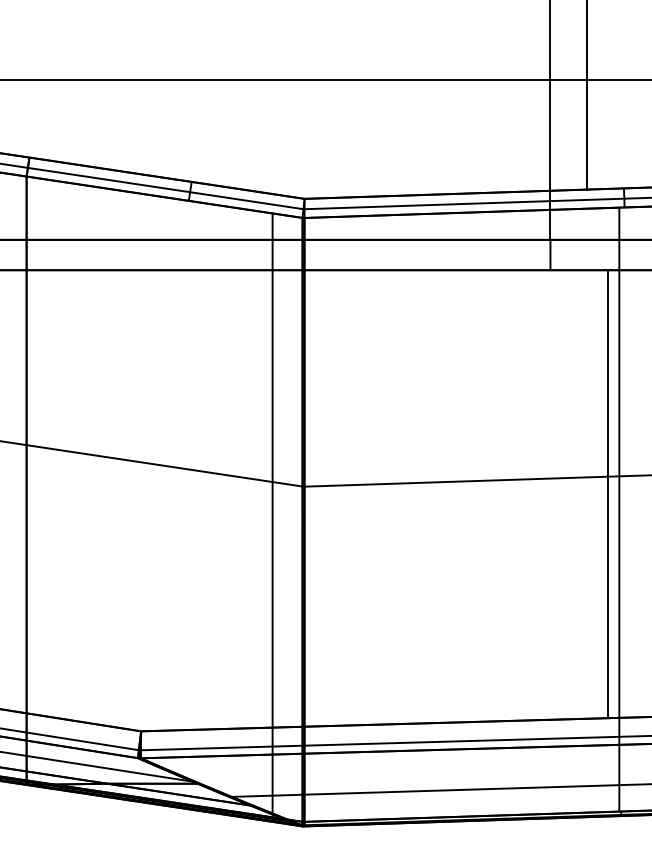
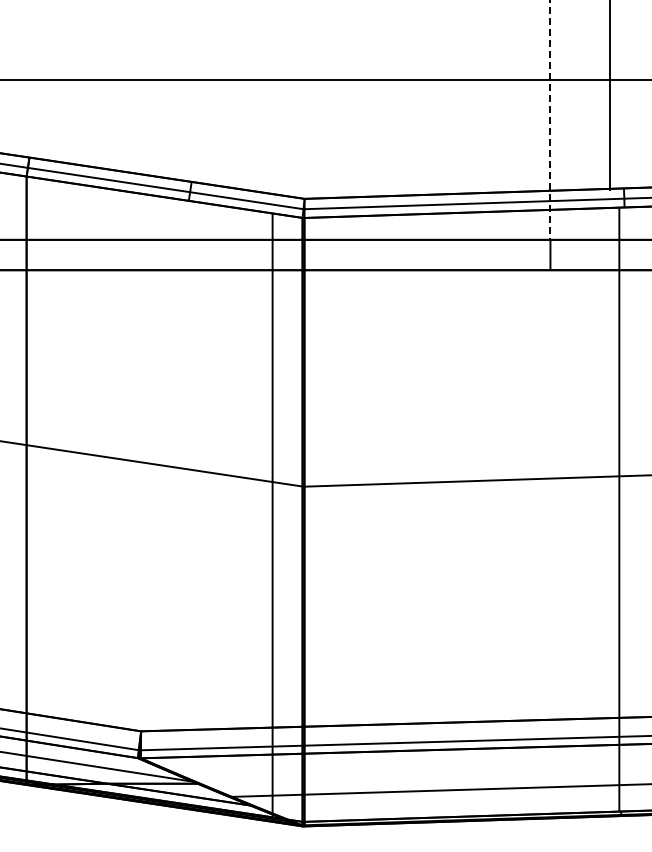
line position: (586, 95) -> (609, 95) (609, 95)
line: solid -> dashed (550, 119)
line: present -> none (608, 494)
